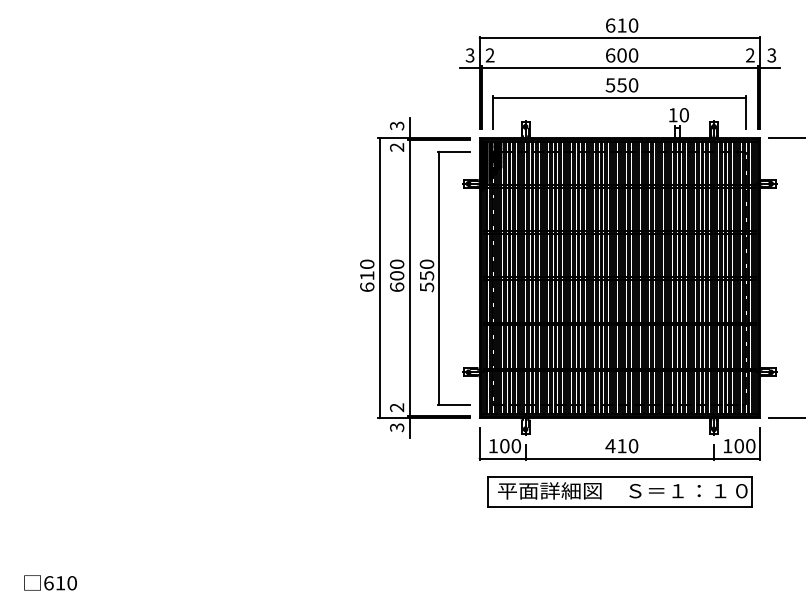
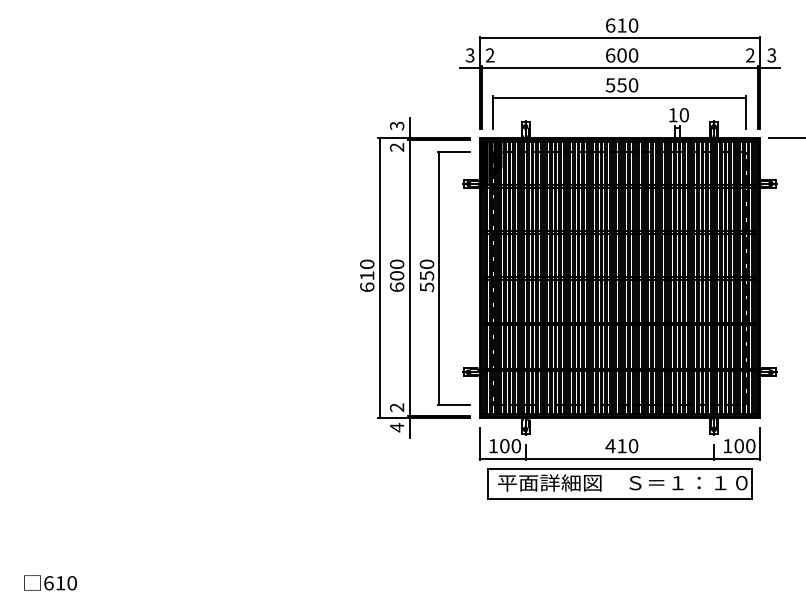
line: present -> none (785, 418)
text: 3 -> 4 (397, 427)
part position: (619, 491) -> (619, 483) (619, 483)
